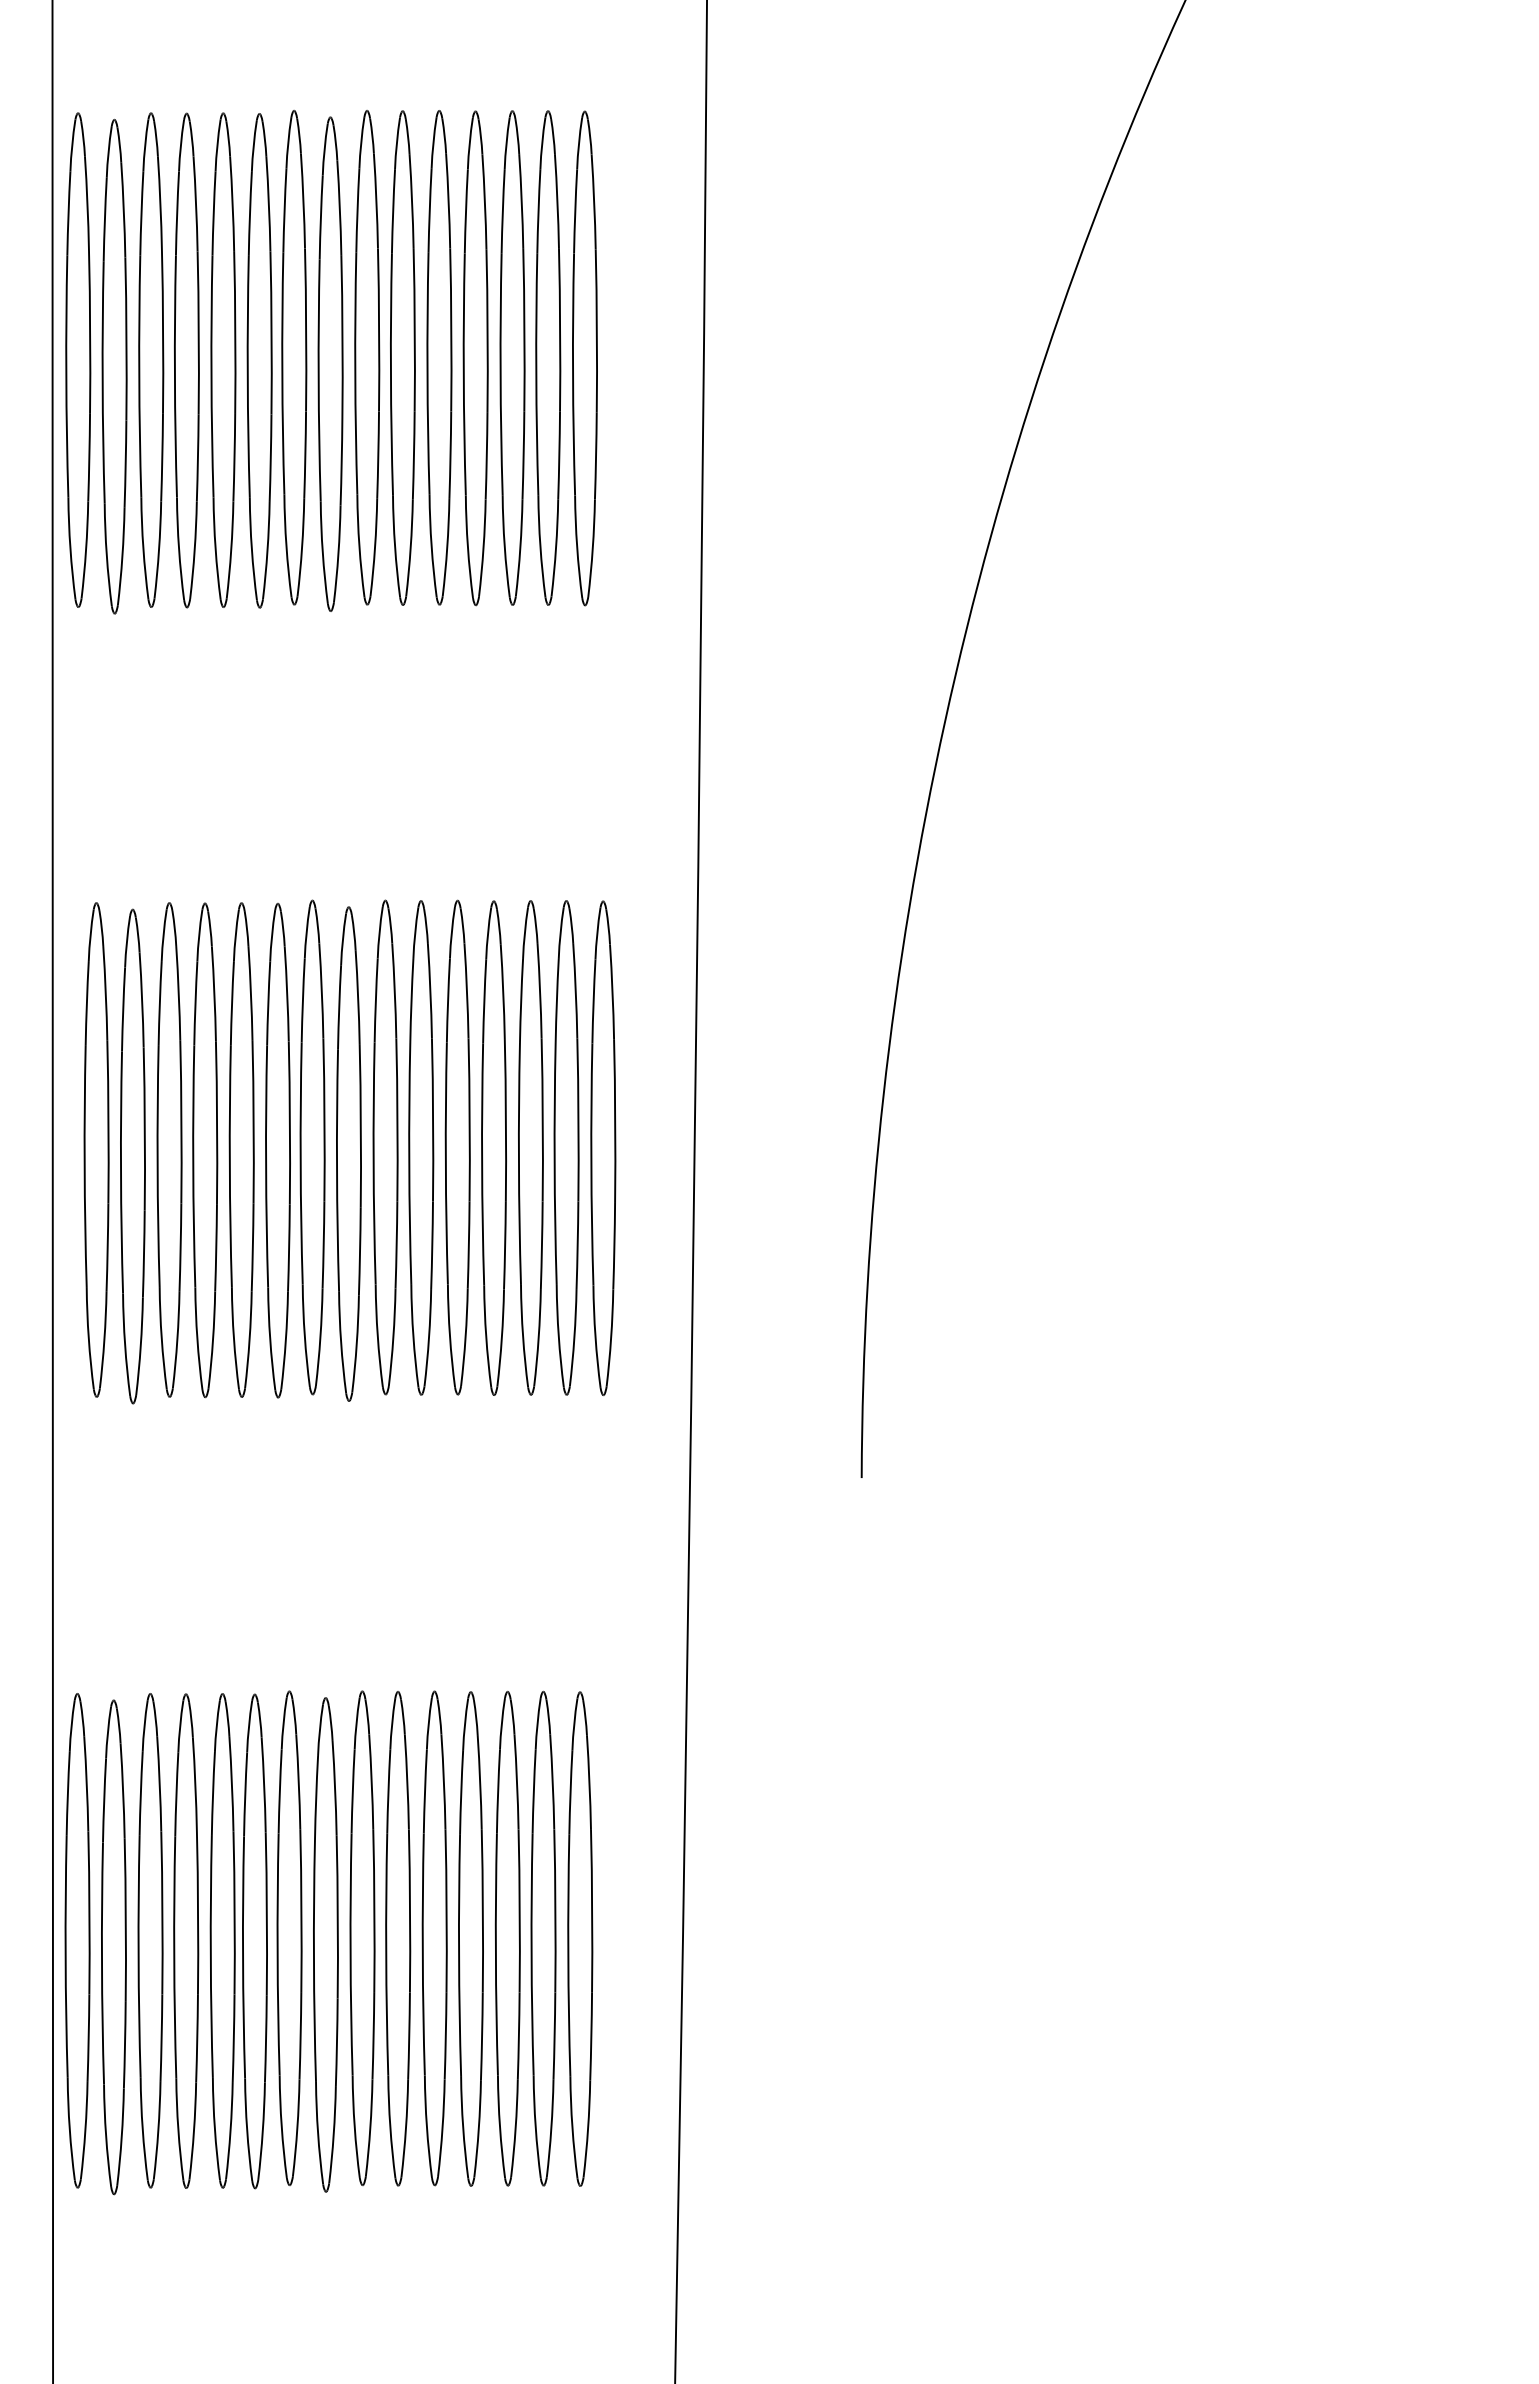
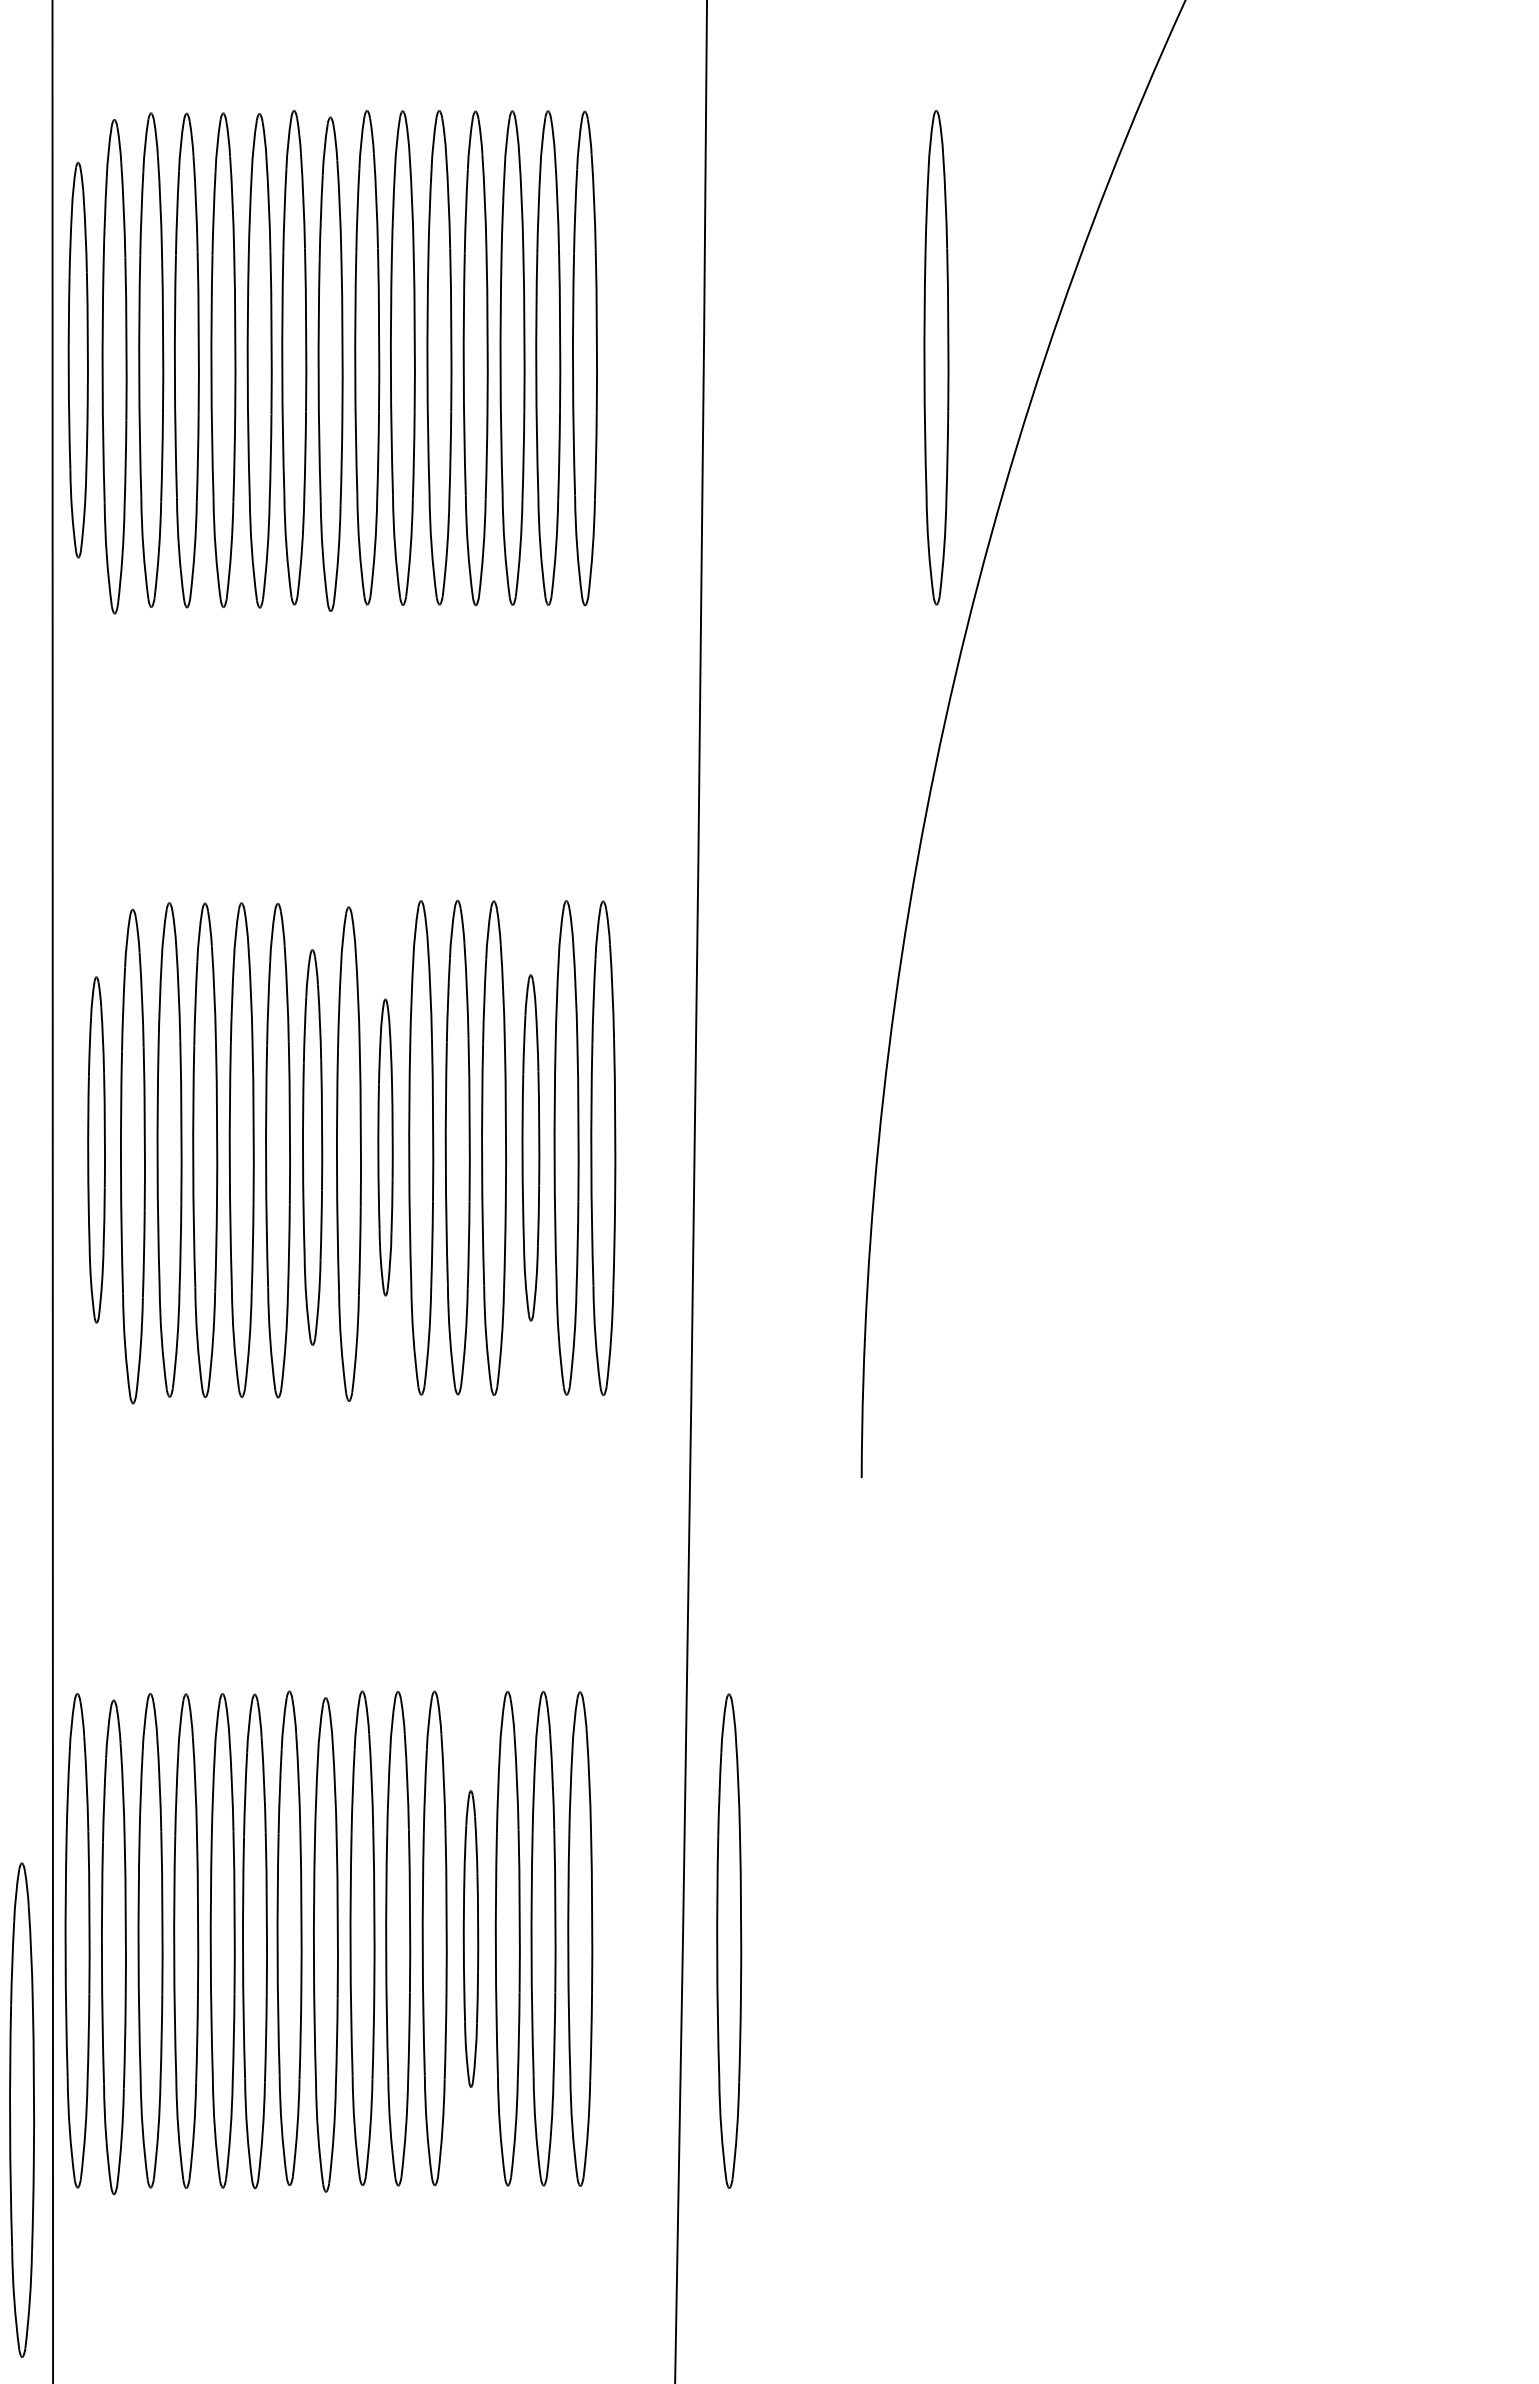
part: none -> present (936, 357)
part size: 27x496 px -> 22x398 px (77, 359)
part size: 27x497 px -> 22x397 px (312, 1147)
part size: 27x497 px -> 17x299 px (385, 1147)
part size: 26x496 px -> 20x348 px (530, 1147)
part size: 27x496 px -> 19x348 px (96, 1149)
part size: 26x496 px -> 18x298 px (470, 1938)
part: none -> present (729, 1940)
part: none -> present (21, 2109)
